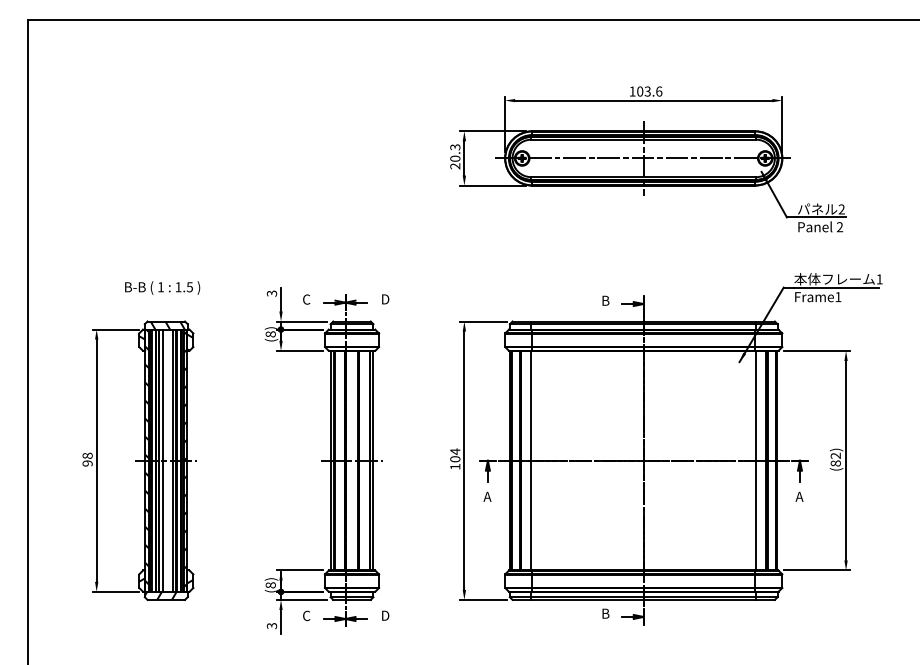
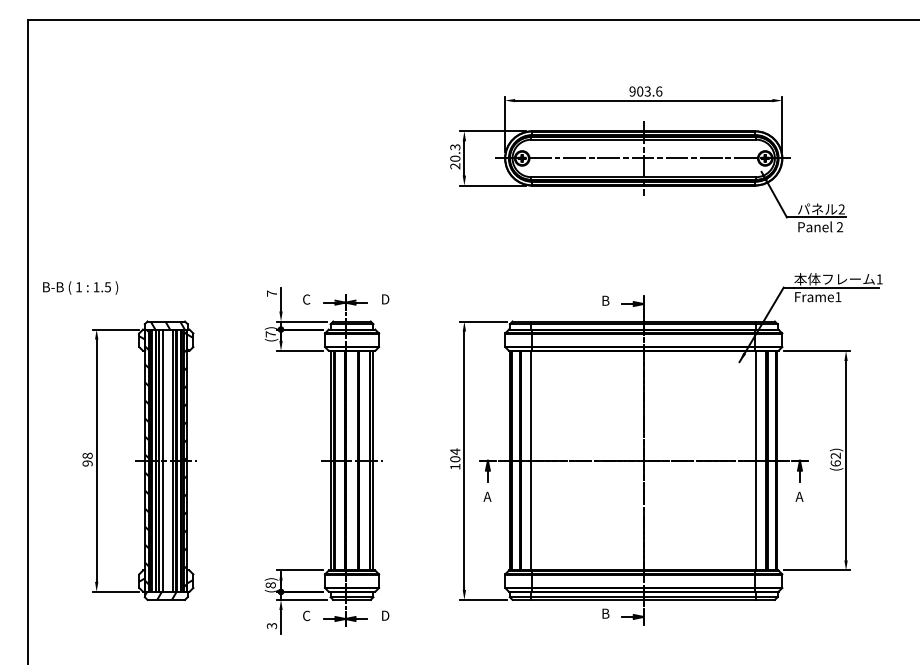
text: 103.6 -> 903.6 (632, 91)
text position: (162, 287) -> (80, 287) (80, 287)
text: 3 -> 7 (271, 293)
text: (8) -> (7) (270, 334)
text: (82) -> (62) (835, 463)
